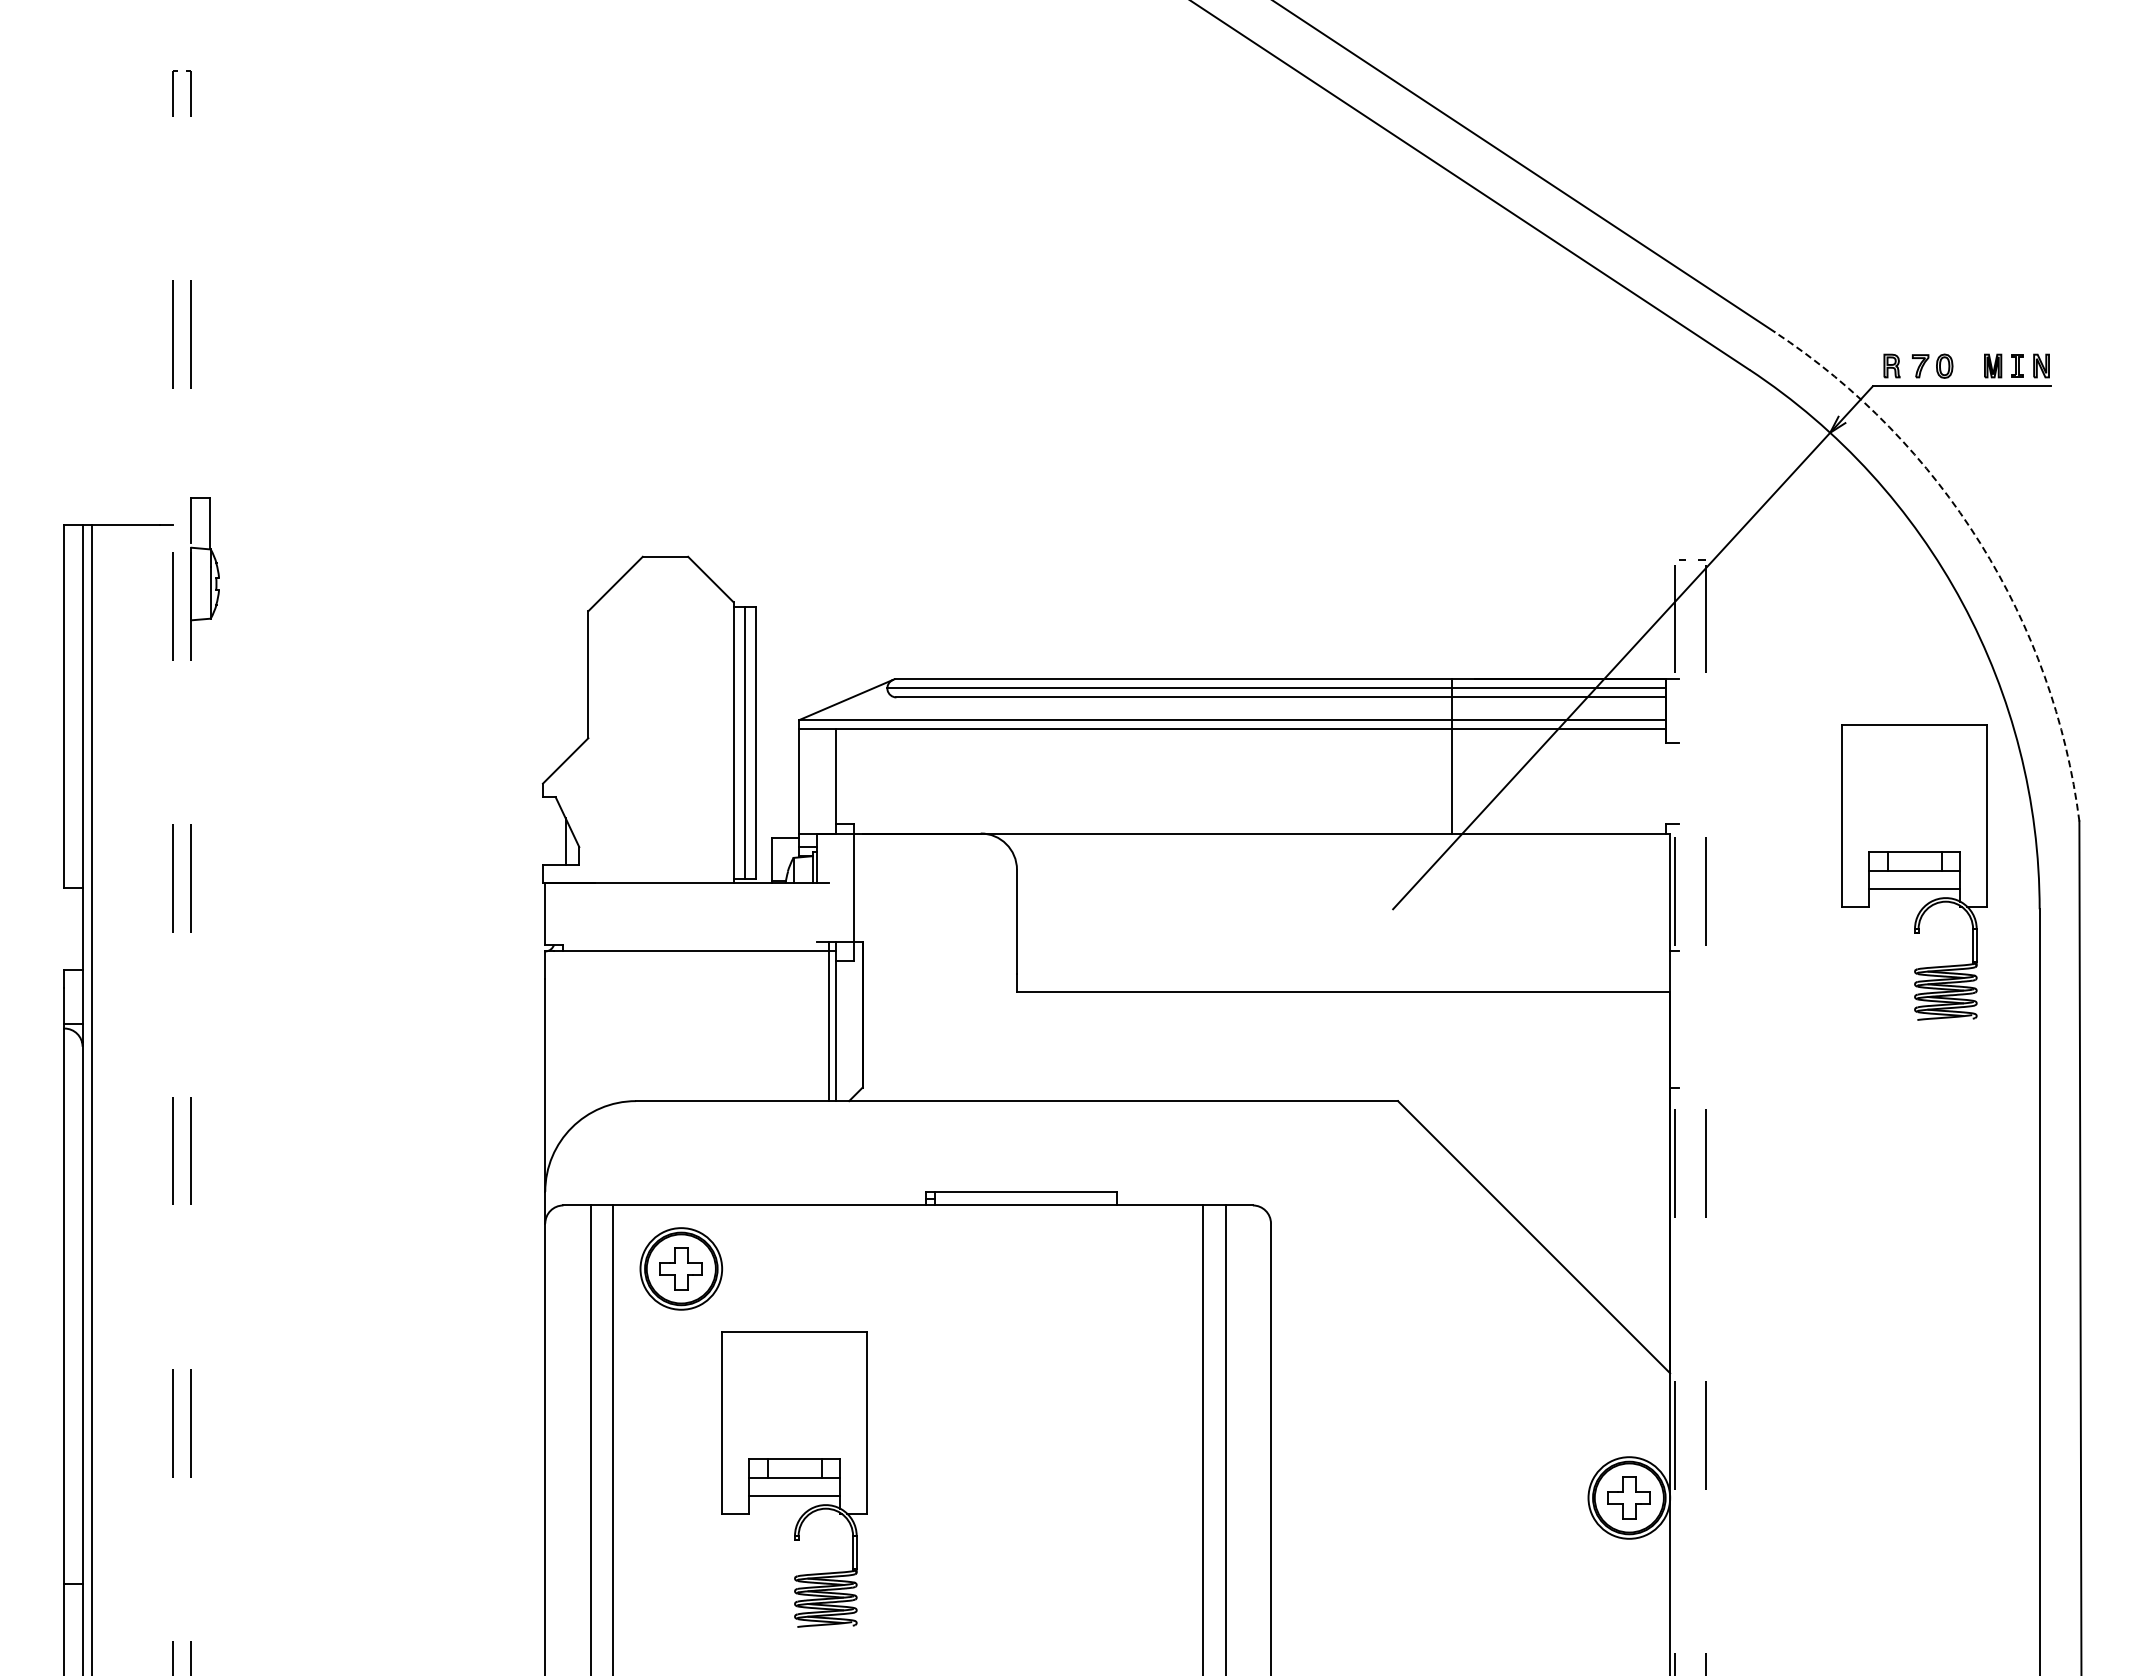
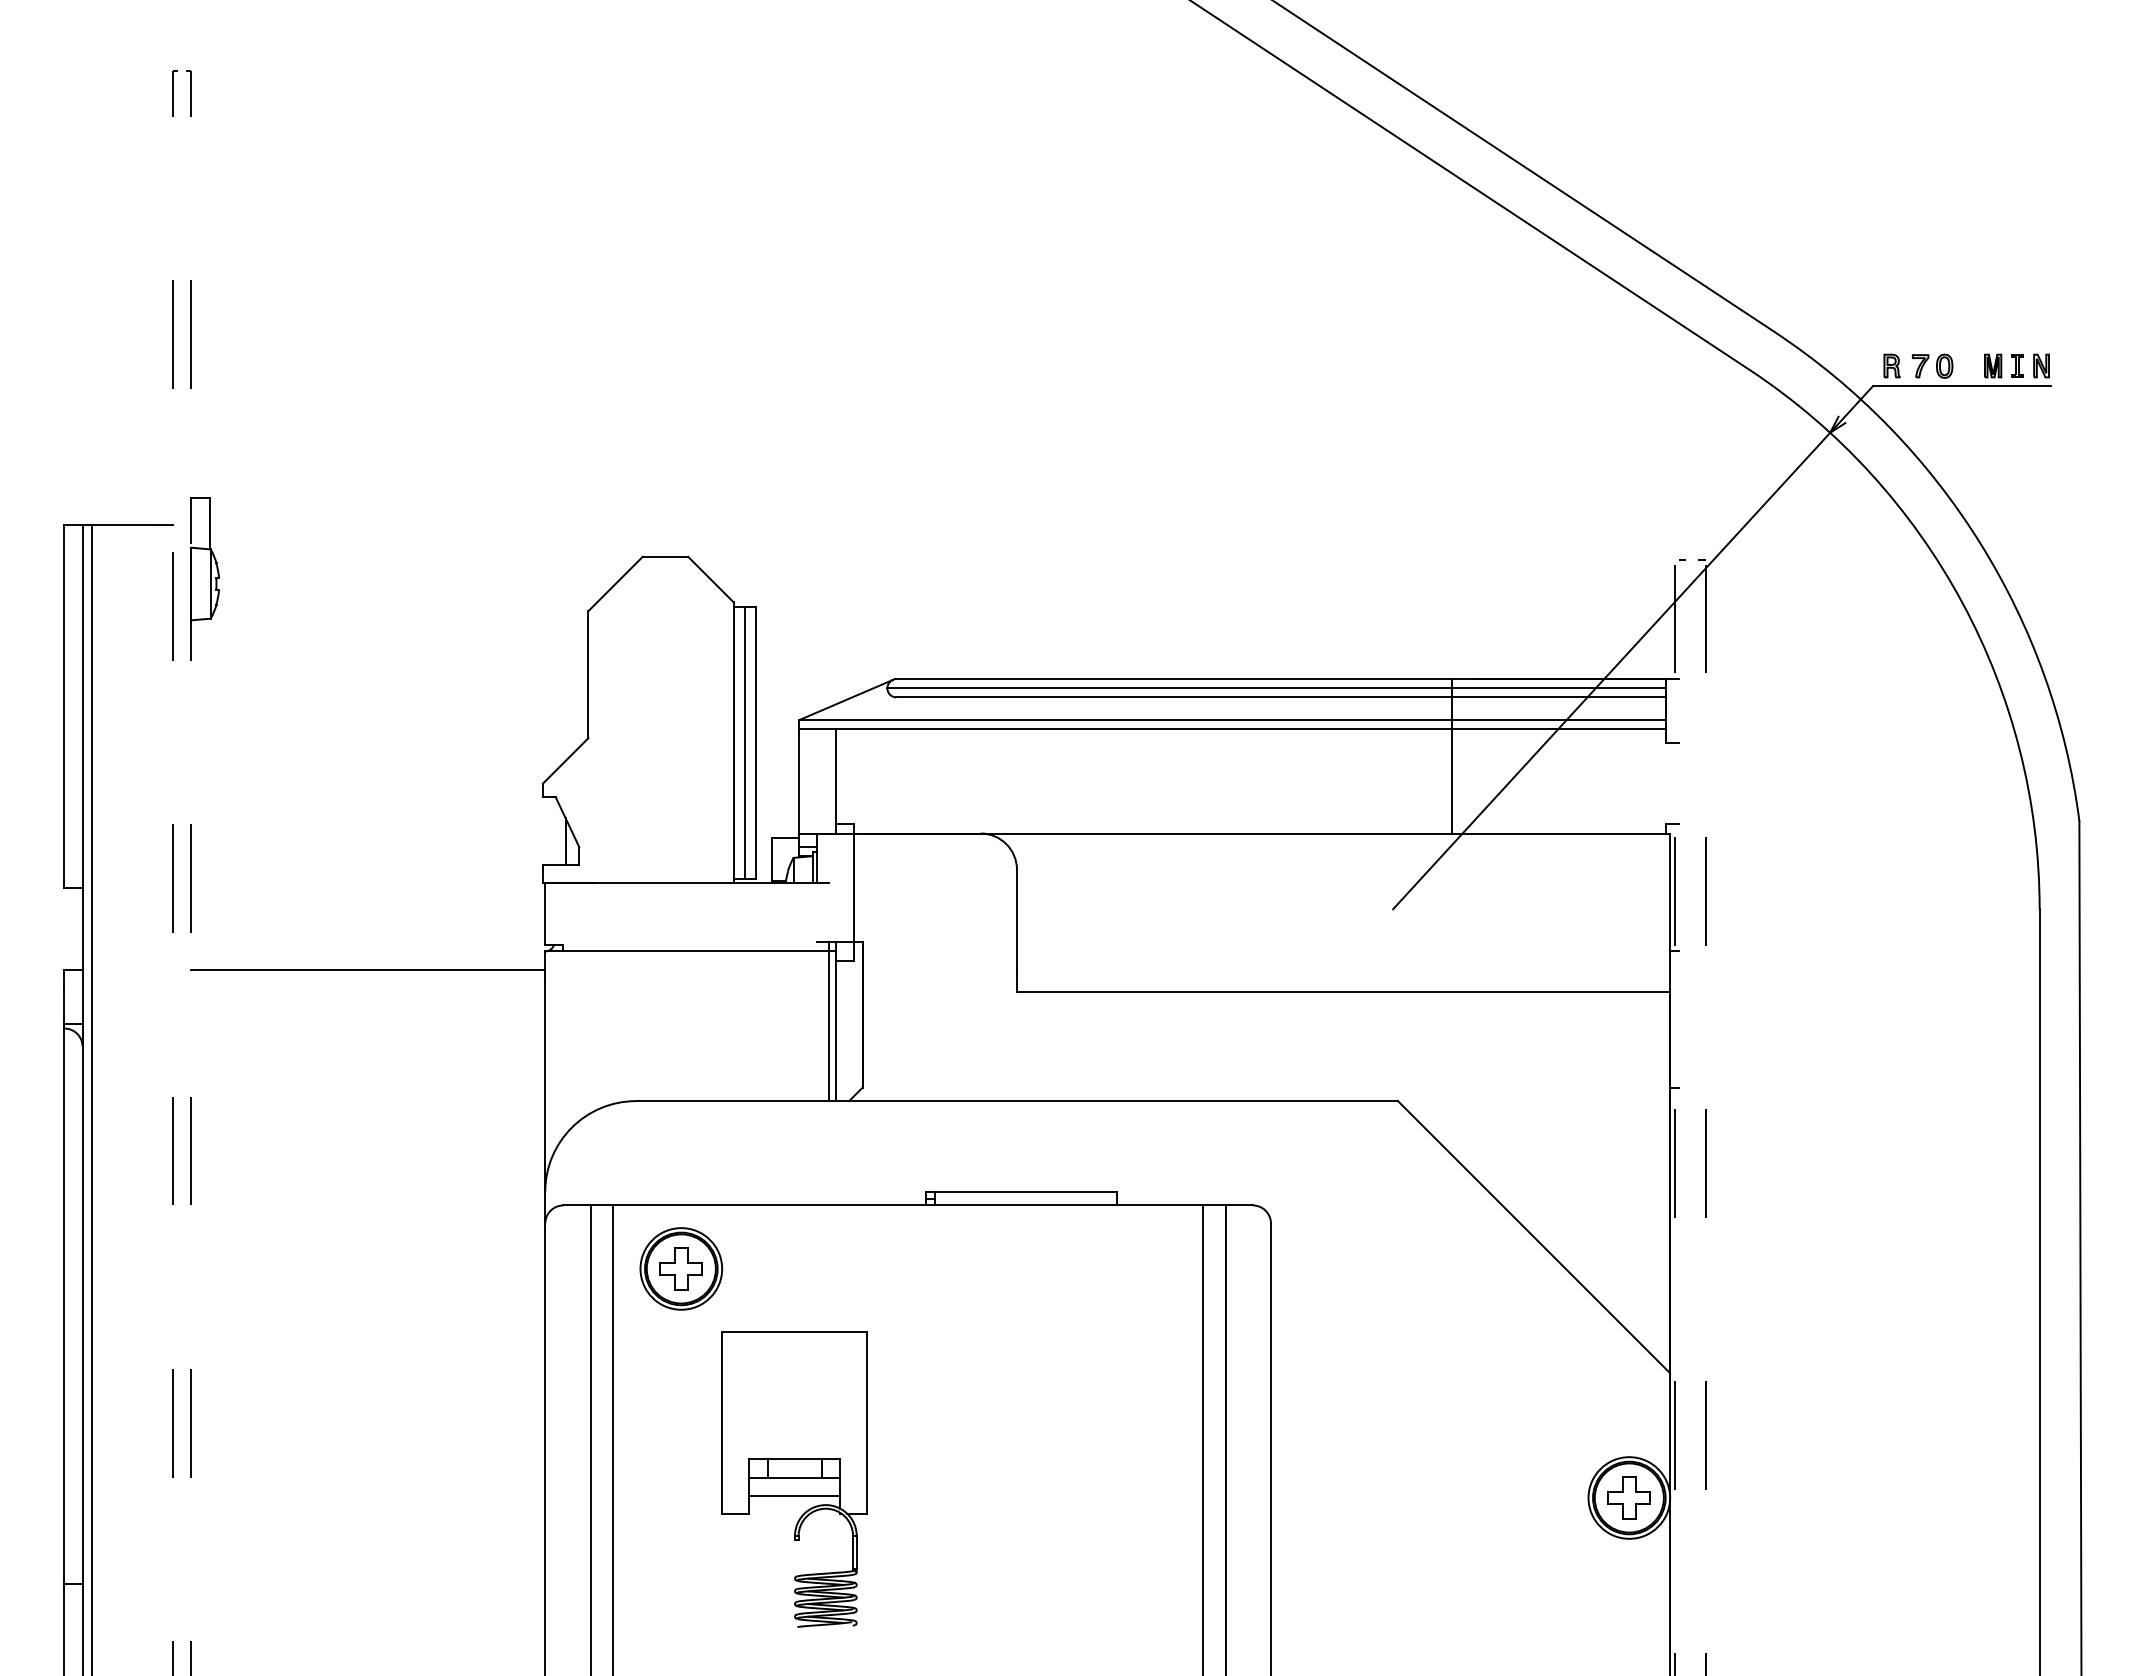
arc: dashed -> solid (1980, 543)
part: present -> none (1914, 872)
line: none -> present (368, 969)
